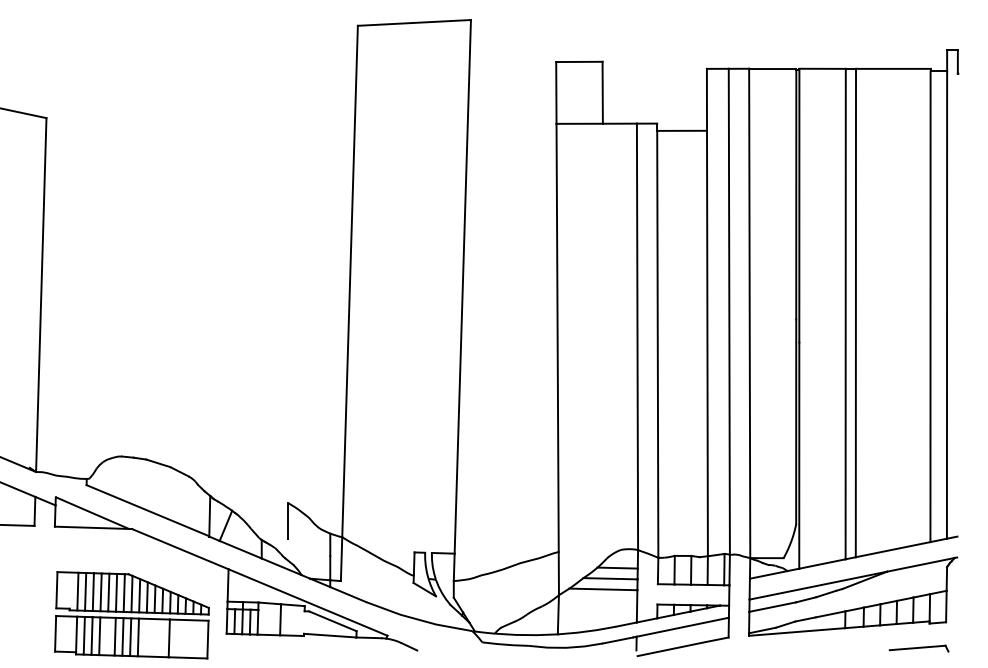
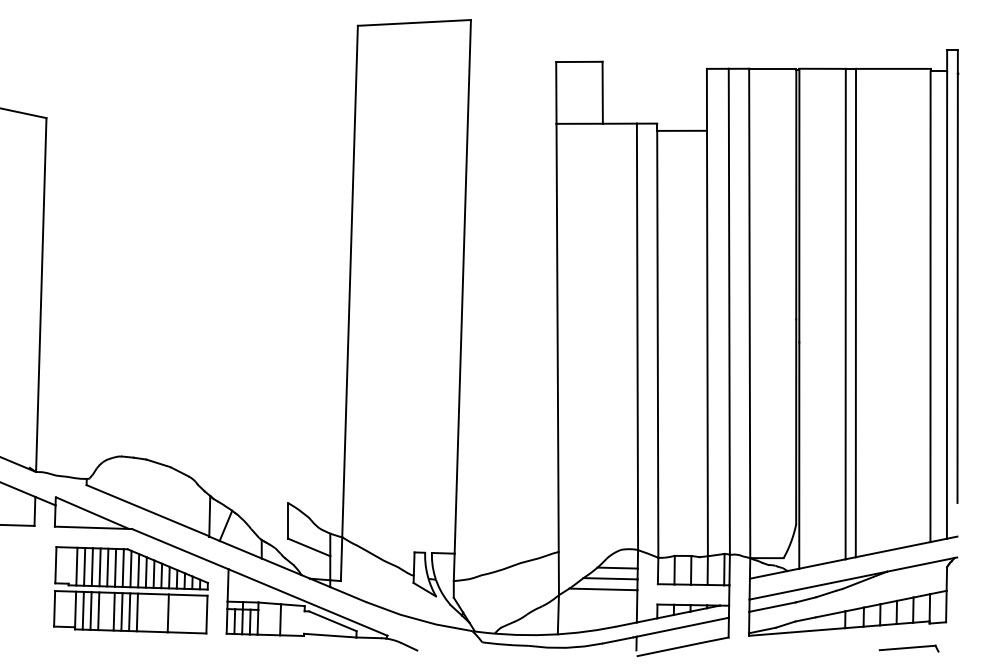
line: none -> present (957, 287)
line: none -> present (309, 547)
part position: (131, 615) -> (130, 590) (130, 590)
part position: (918, 648) -> (908, 648) (908, 648)
